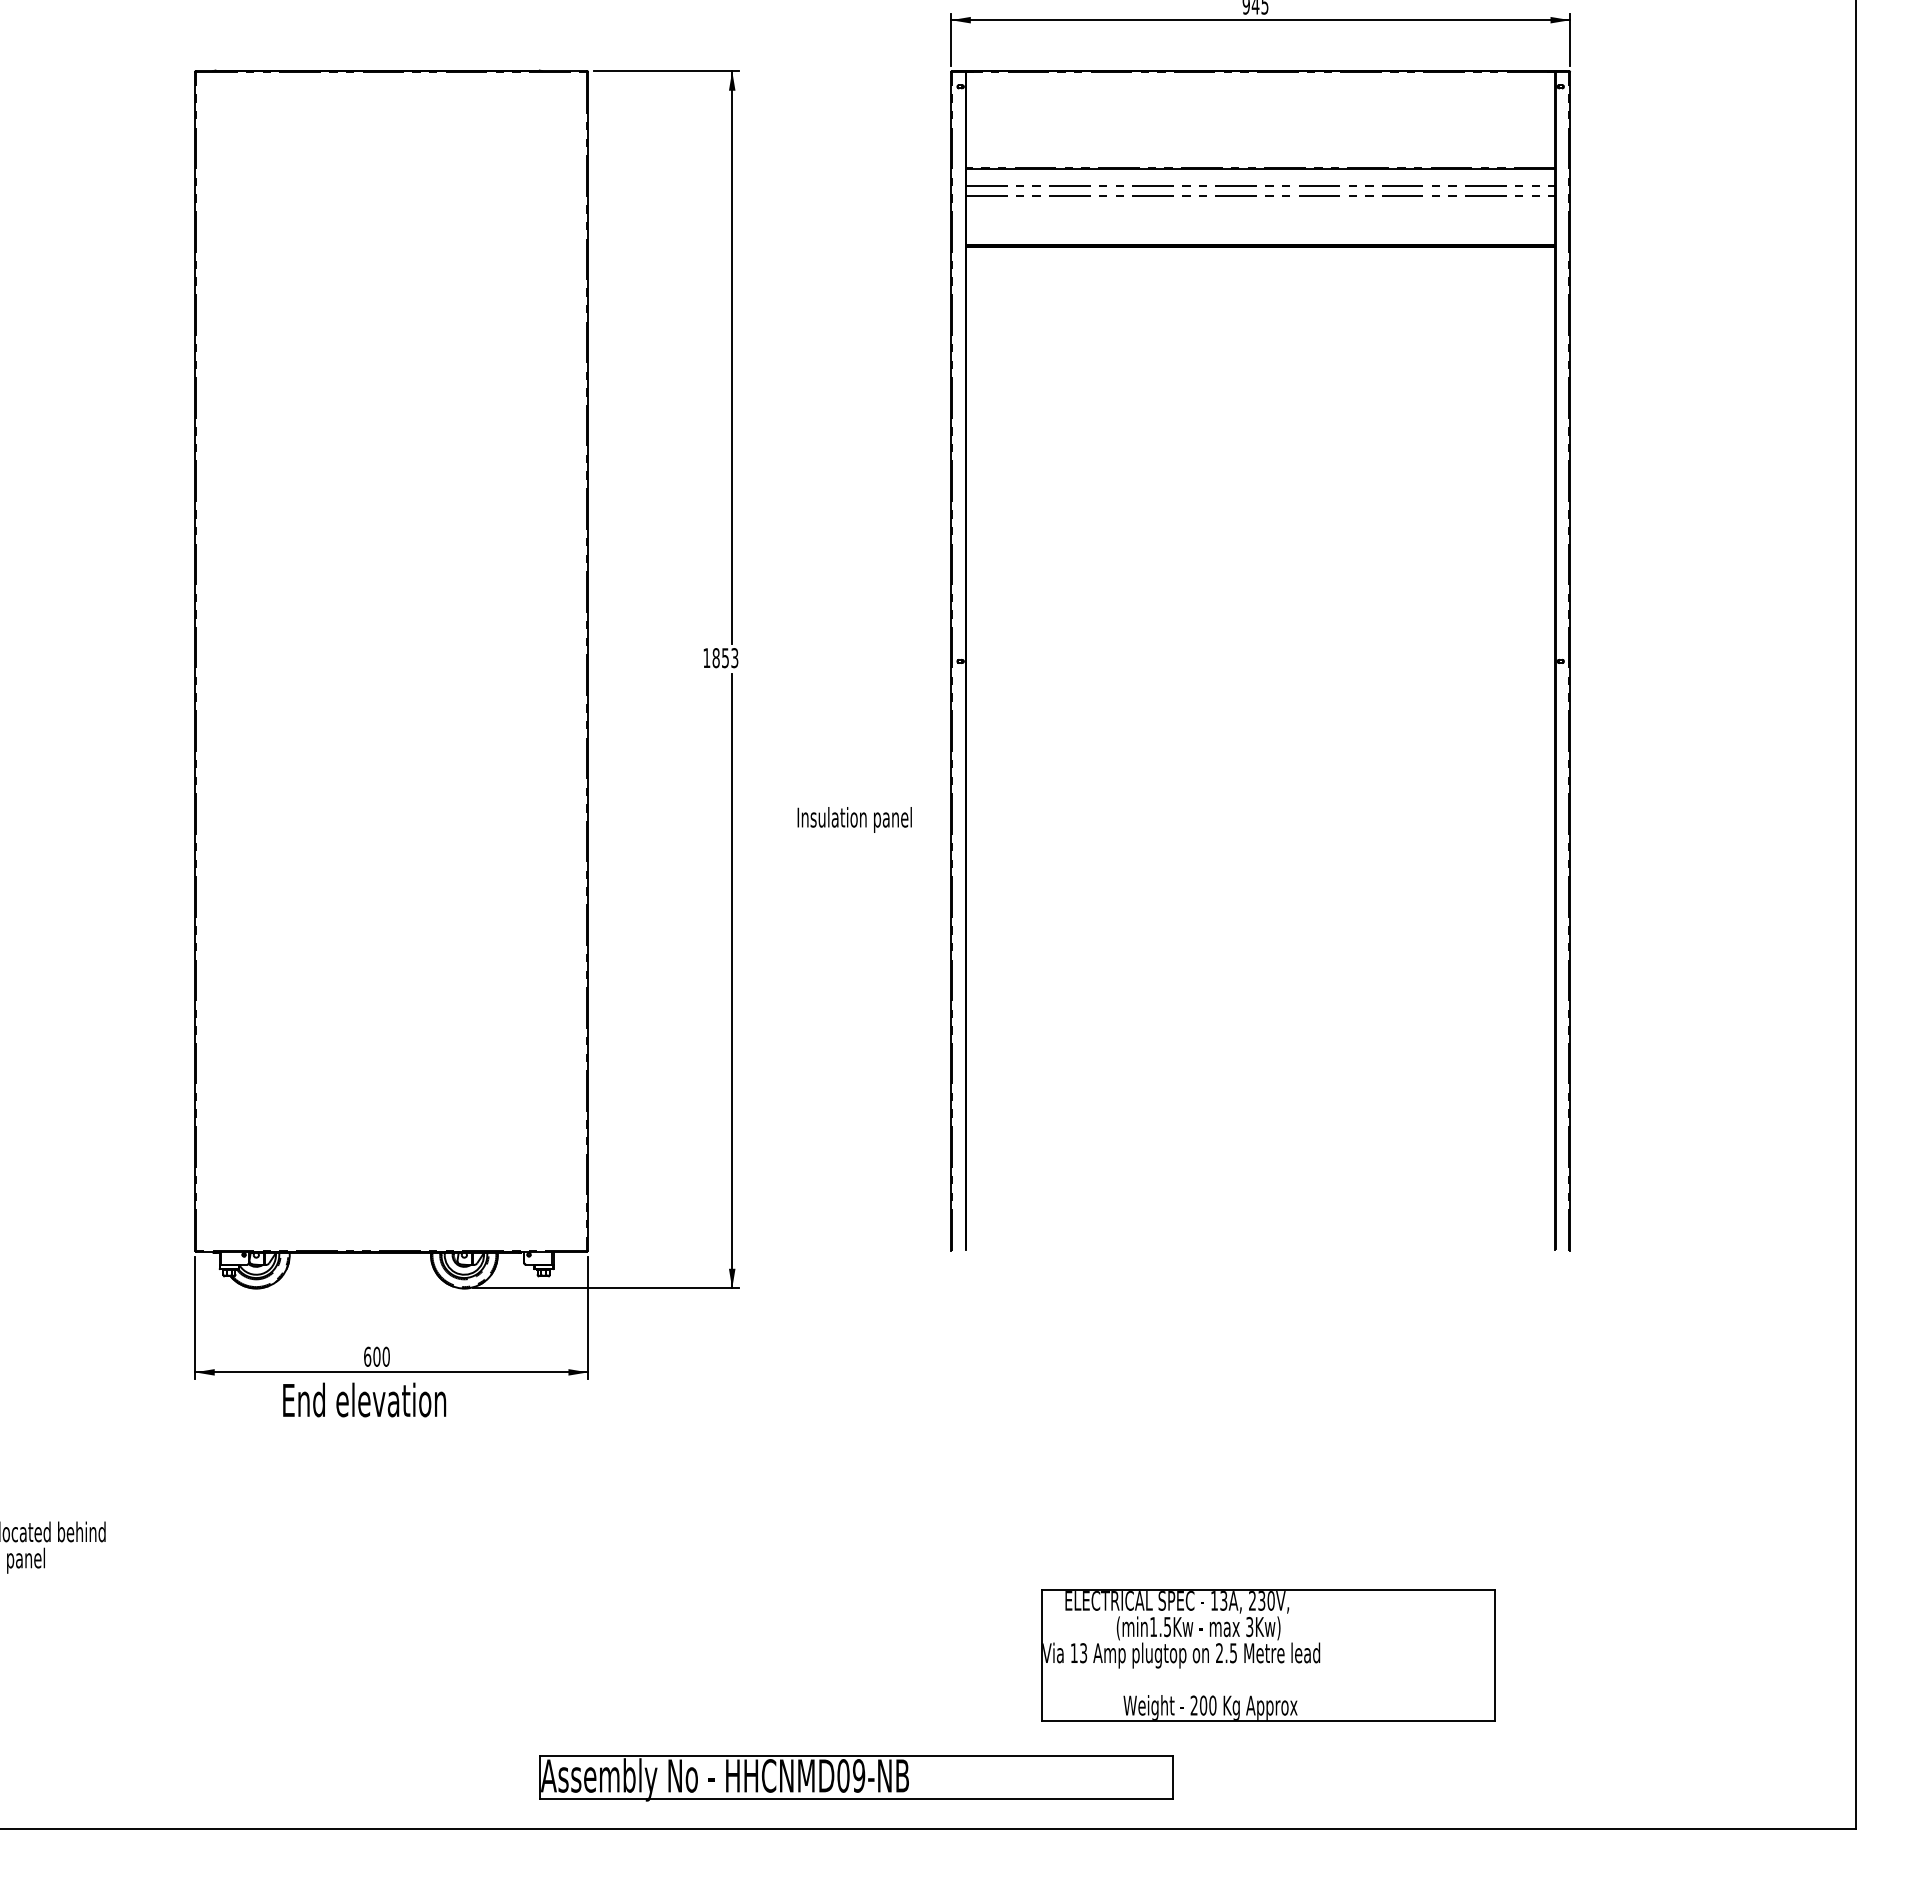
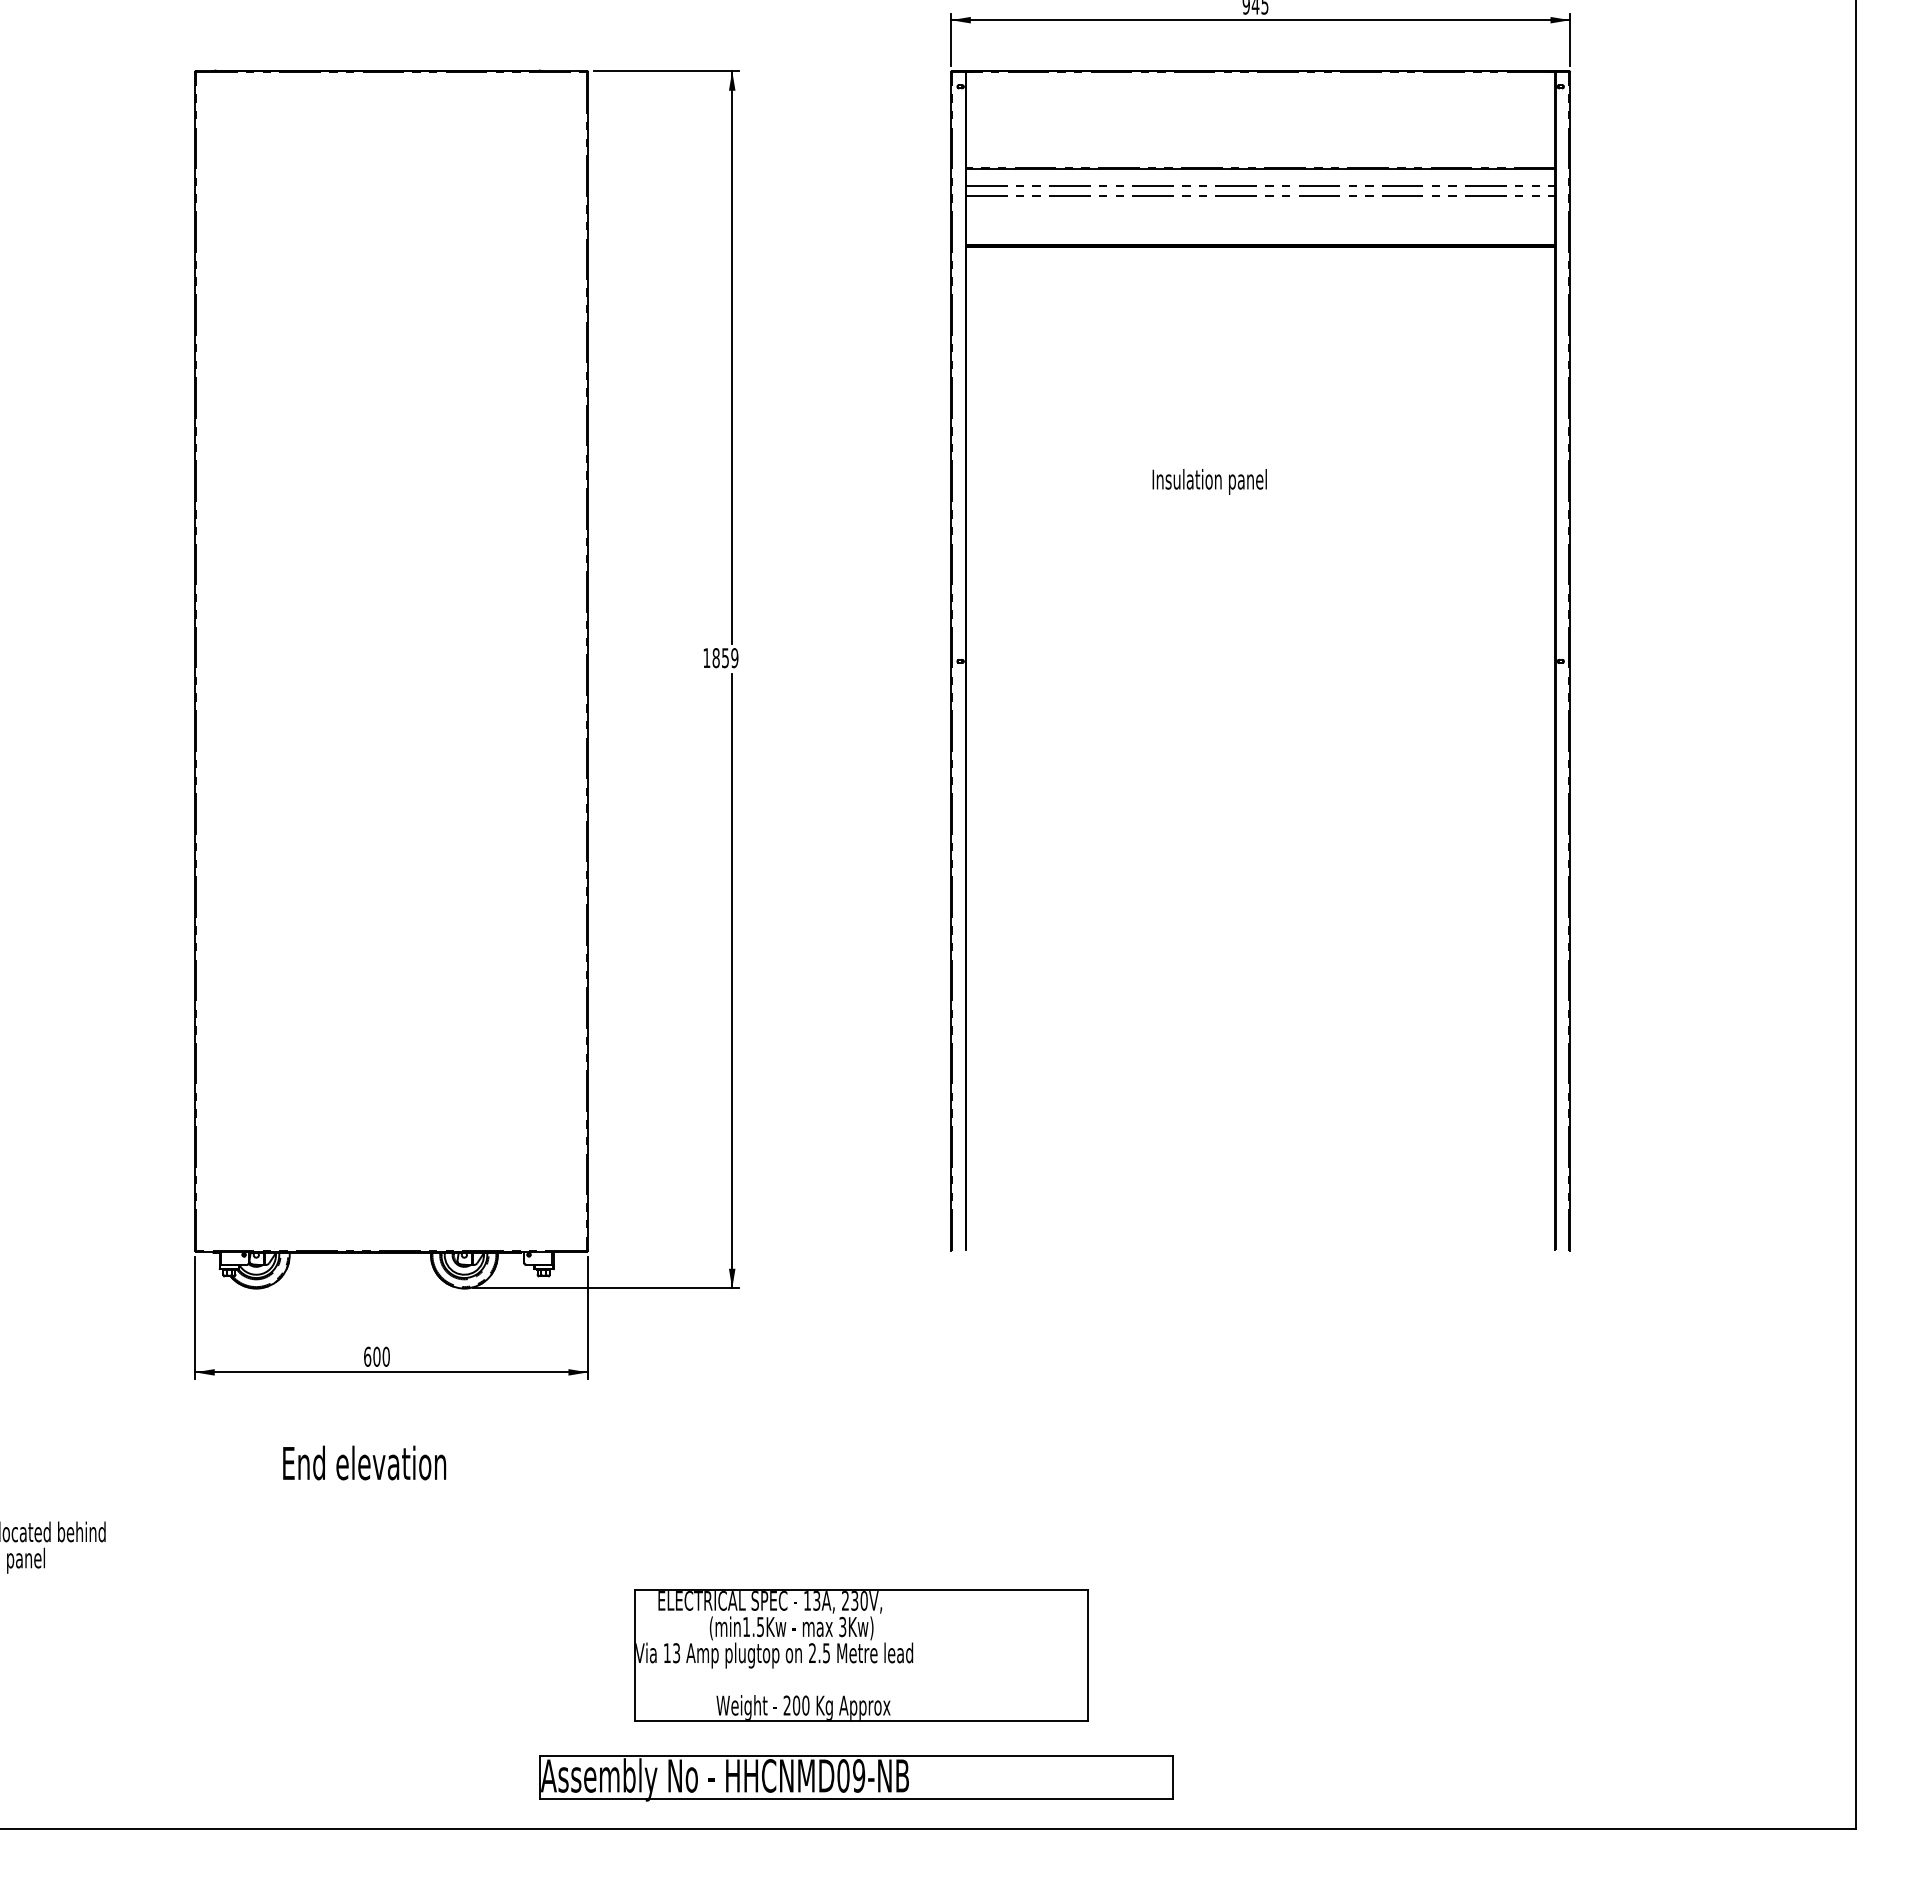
text: 1853 -> 1859 (734, 657)
text position: (854, 819) -> (1209, 481) (1209, 481)
text position: (364, 1399) -> (364, 1462) (364, 1462)
part position: (1268, 1655) -> (861, 1655) (861, 1655)
